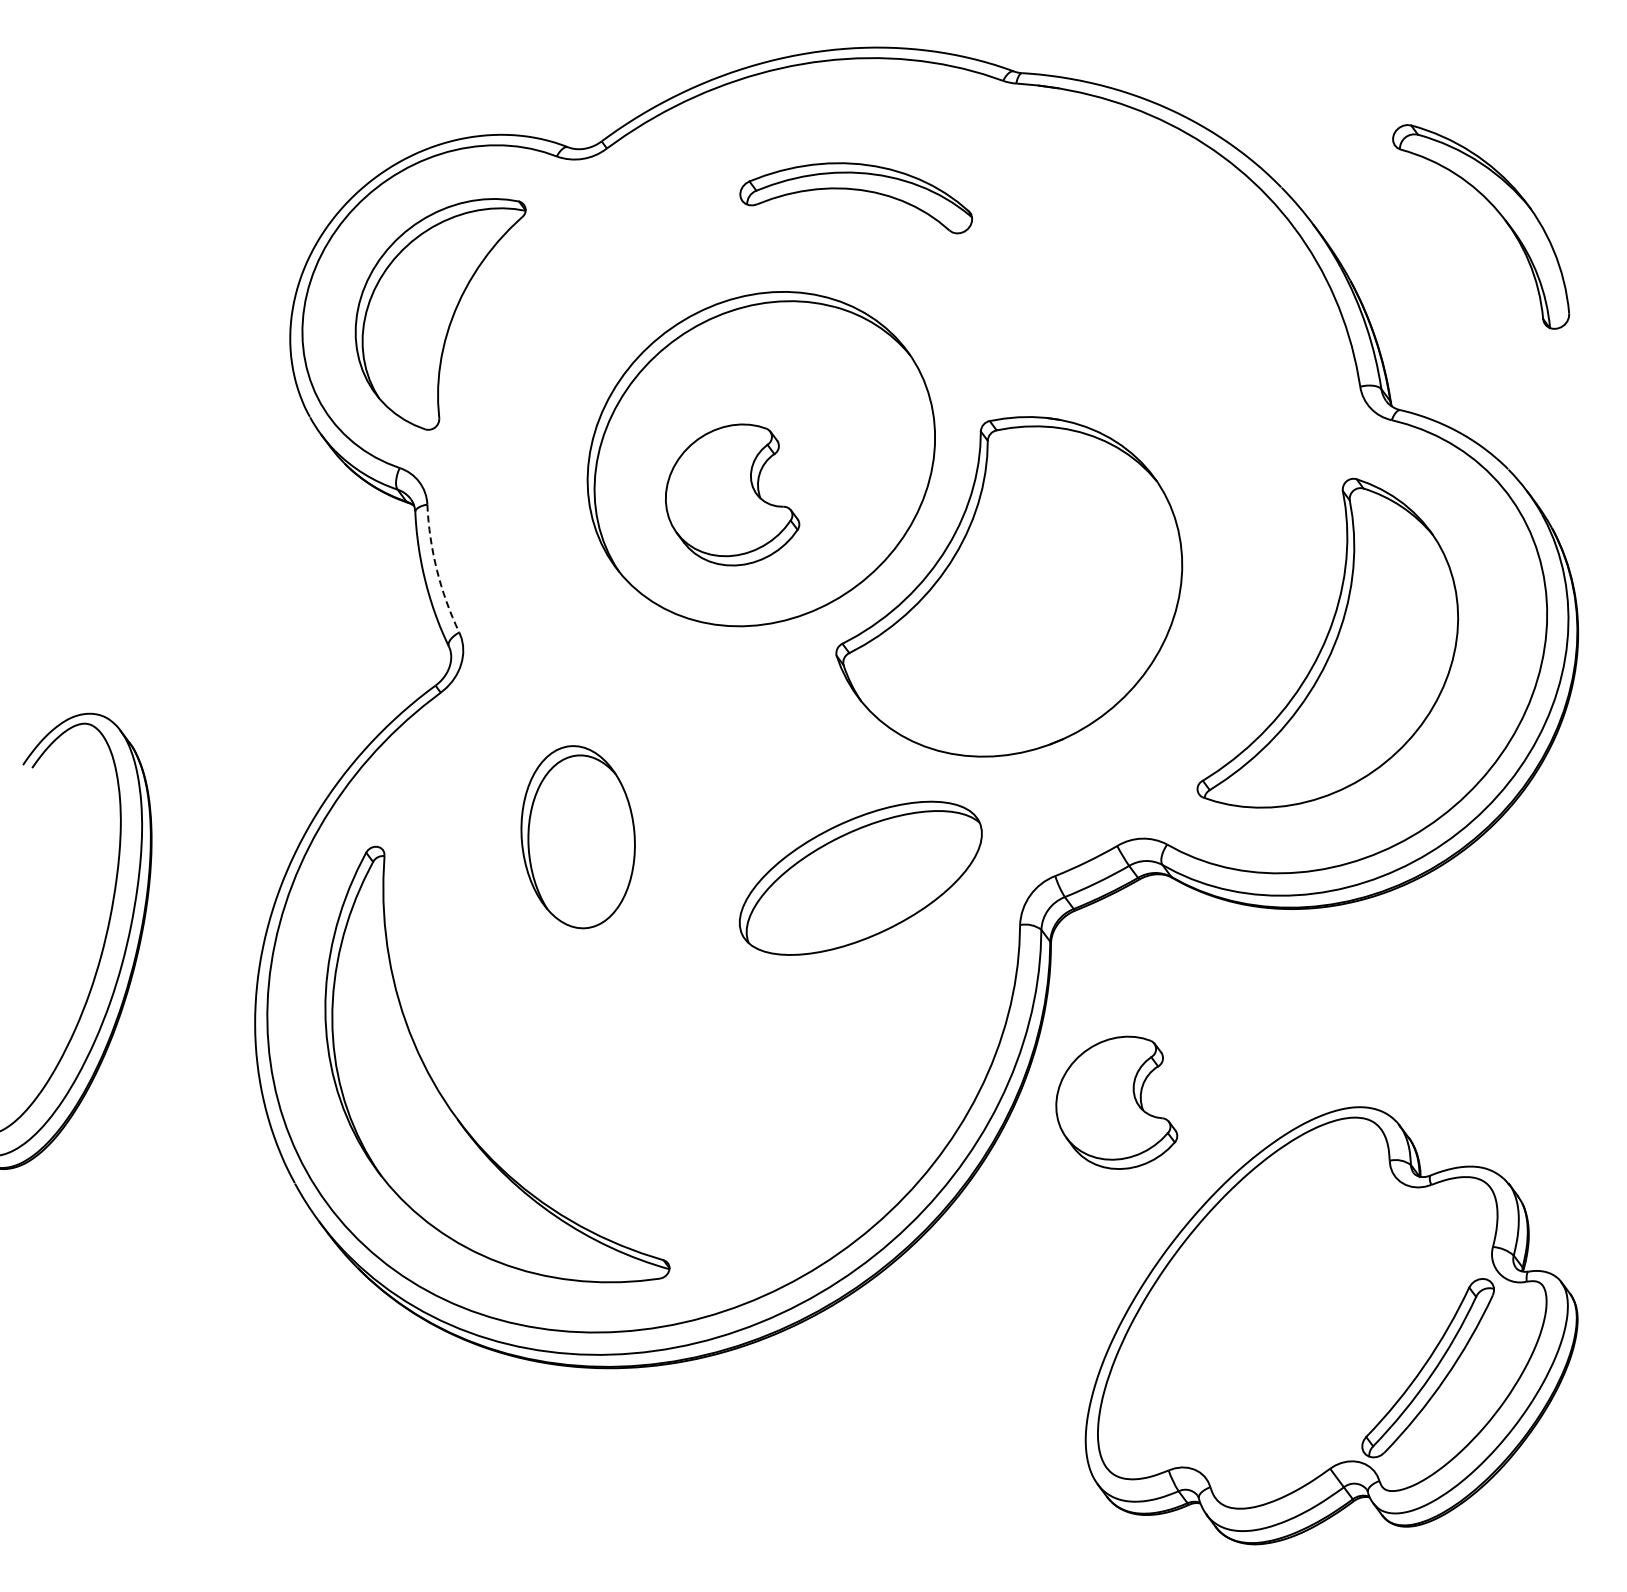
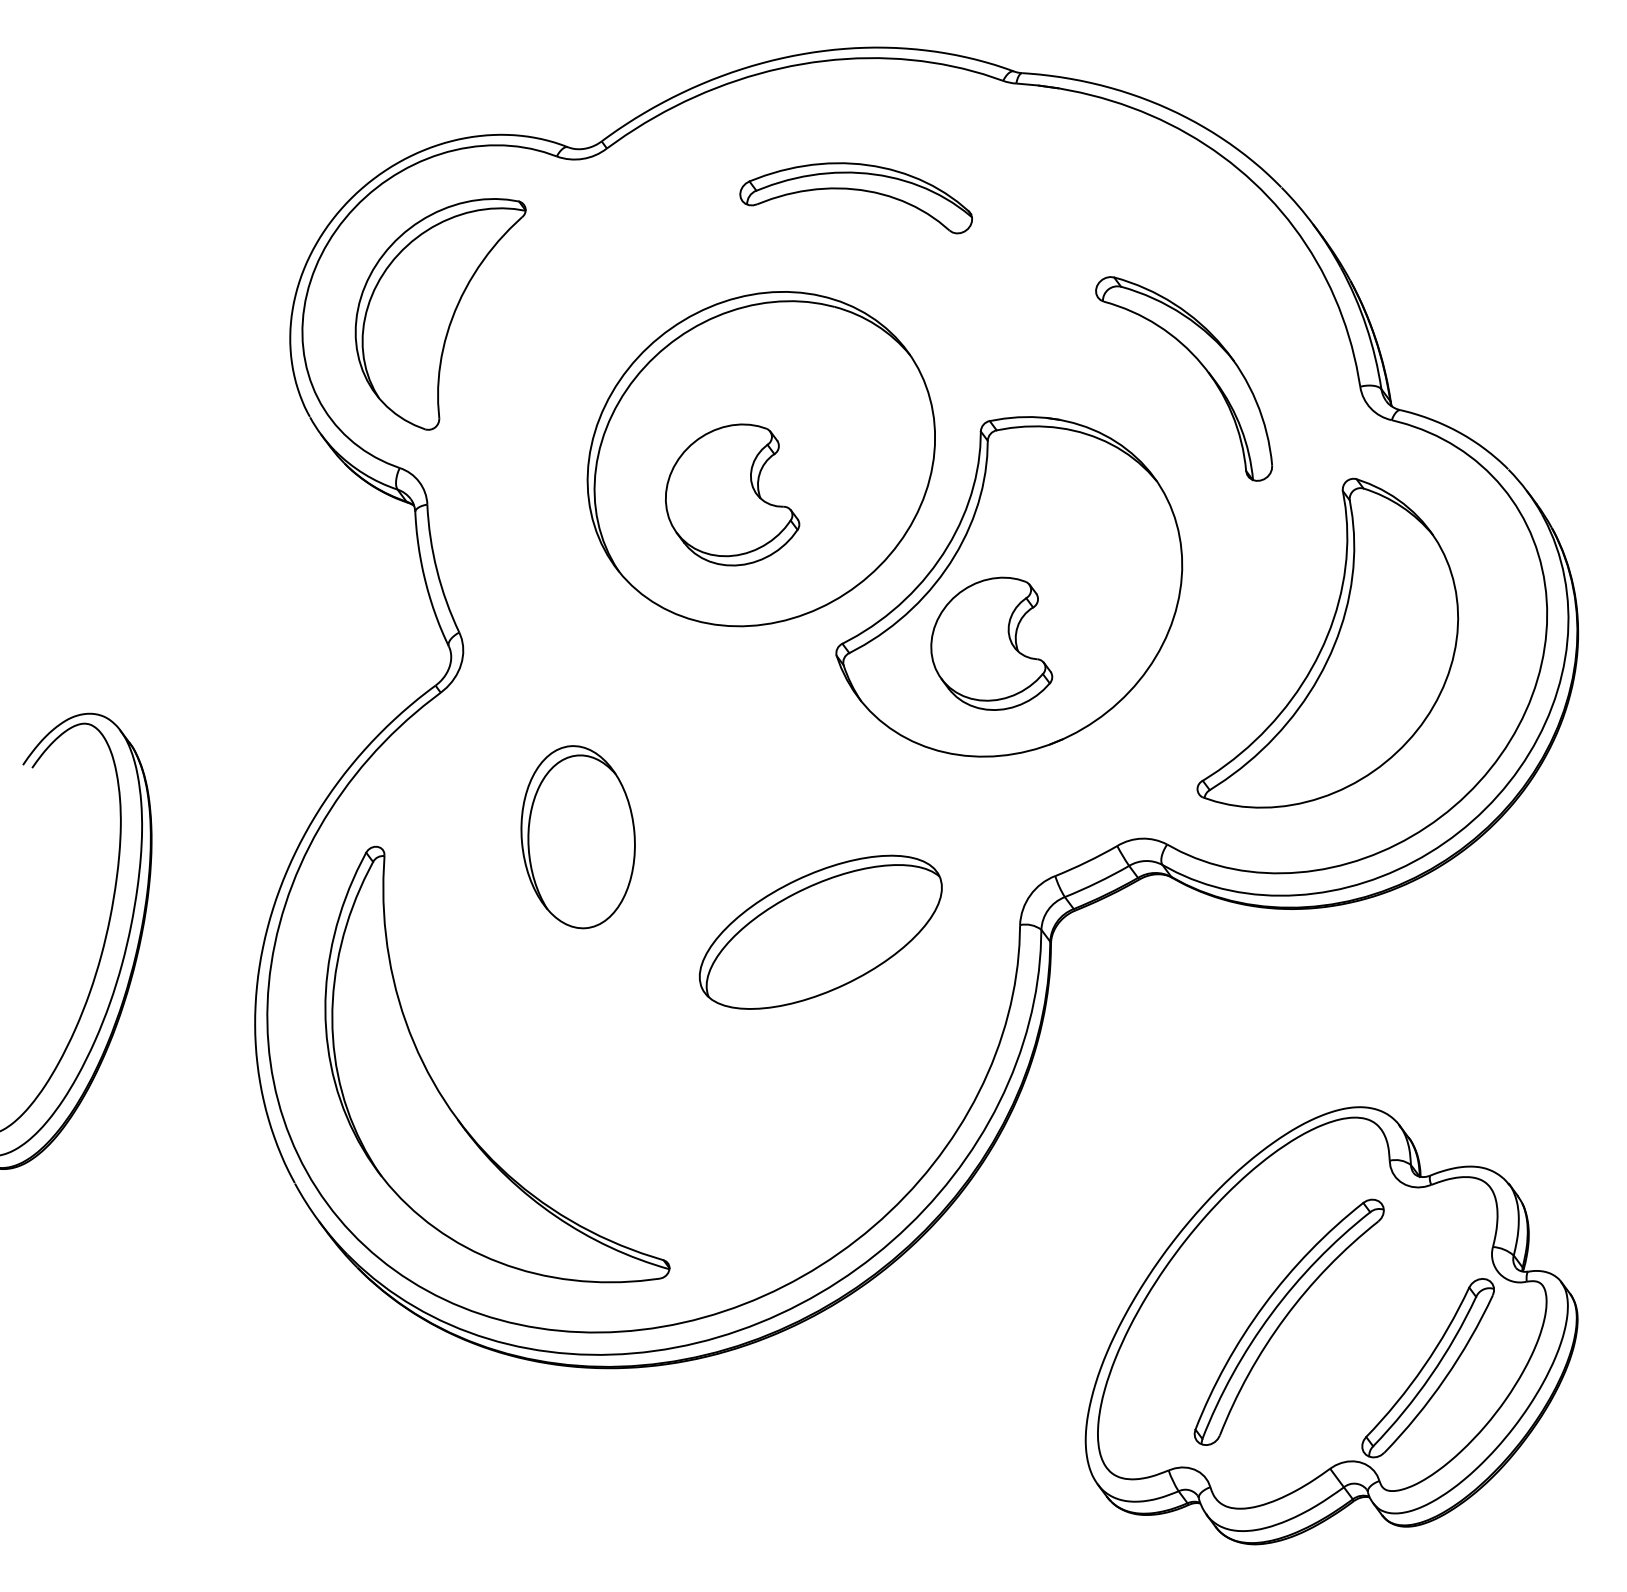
part position: (1496, 211) -> (1199, 363) (1199, 363)
arc: dashed -> solid (436, 570)
part position: (860, 877) -> (820, 931) (820, 931)
part position: (1116, 1102) -> (991, 643) (991, 643)
part: none -> present (1288, 1321)
